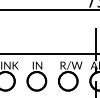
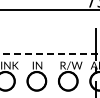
line: solid -> dashed (50, 54)
